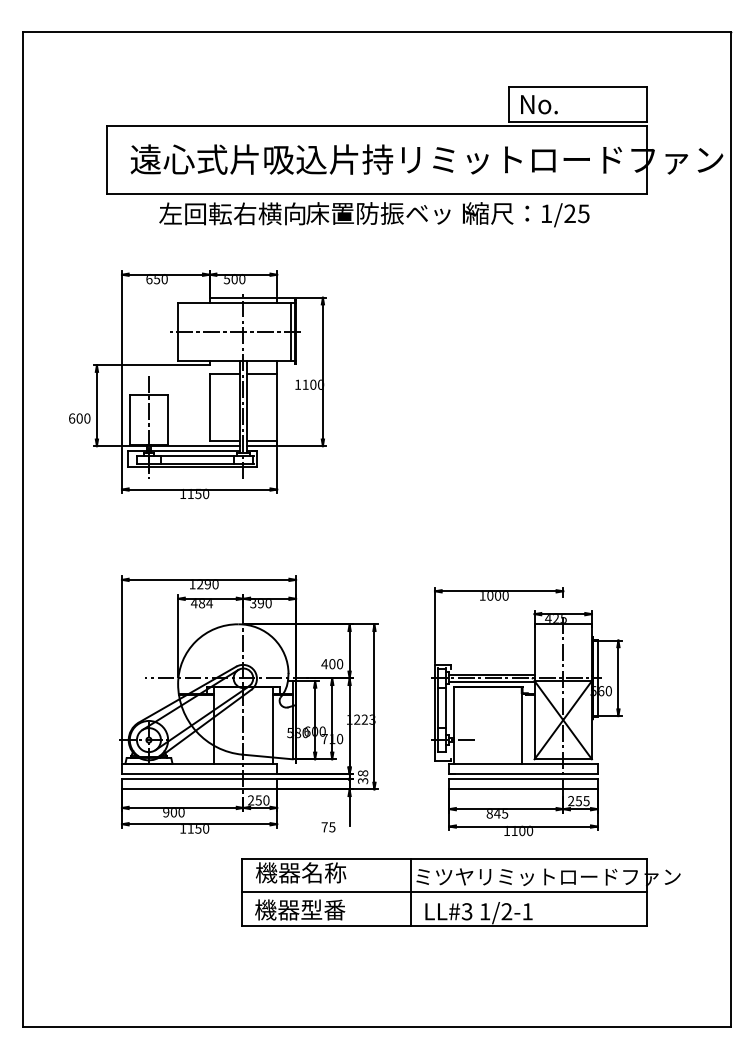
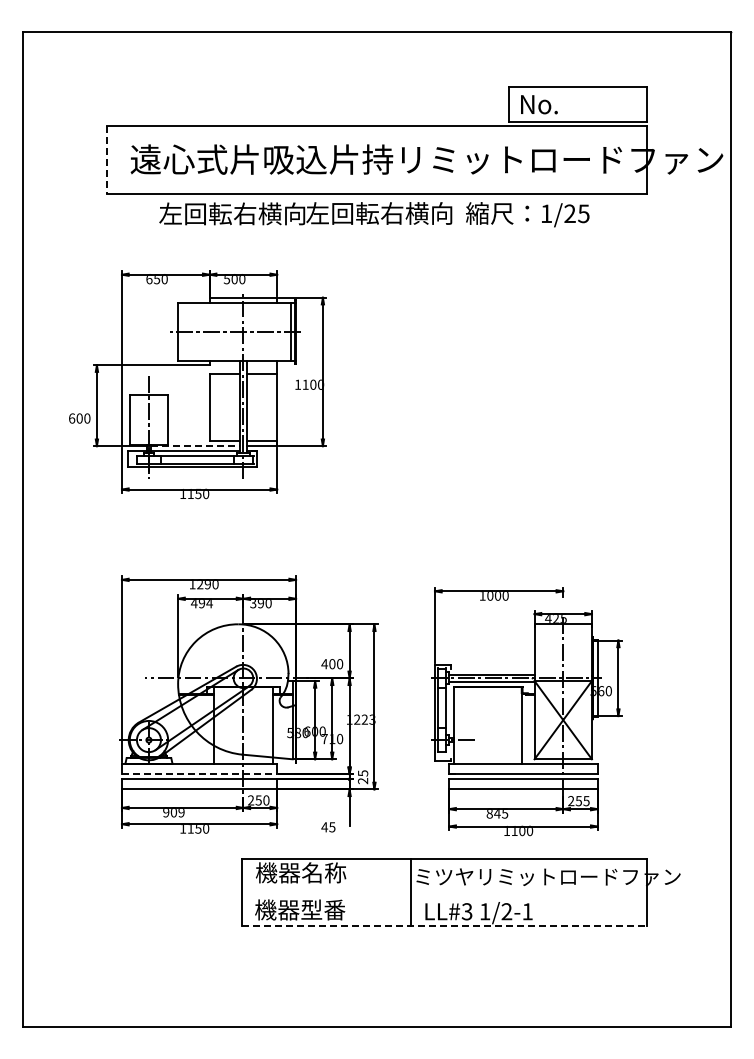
line: solid -> dashed (107, 160)
text: 床置防振ベット -> 左回転右横向 (390, 213)
line: solid -> dashed (195, 446)
text: 484 -> 494 (201, 604)
line: solid -> dashed (199, 774)
text: 38 -> 25 (363, 777)
text: 900 -> 909 (181, 813)
text: 75 -> 45 (324, 827)
line: present -> none (444, 892)
line: solid -> dashed (444, 925)
